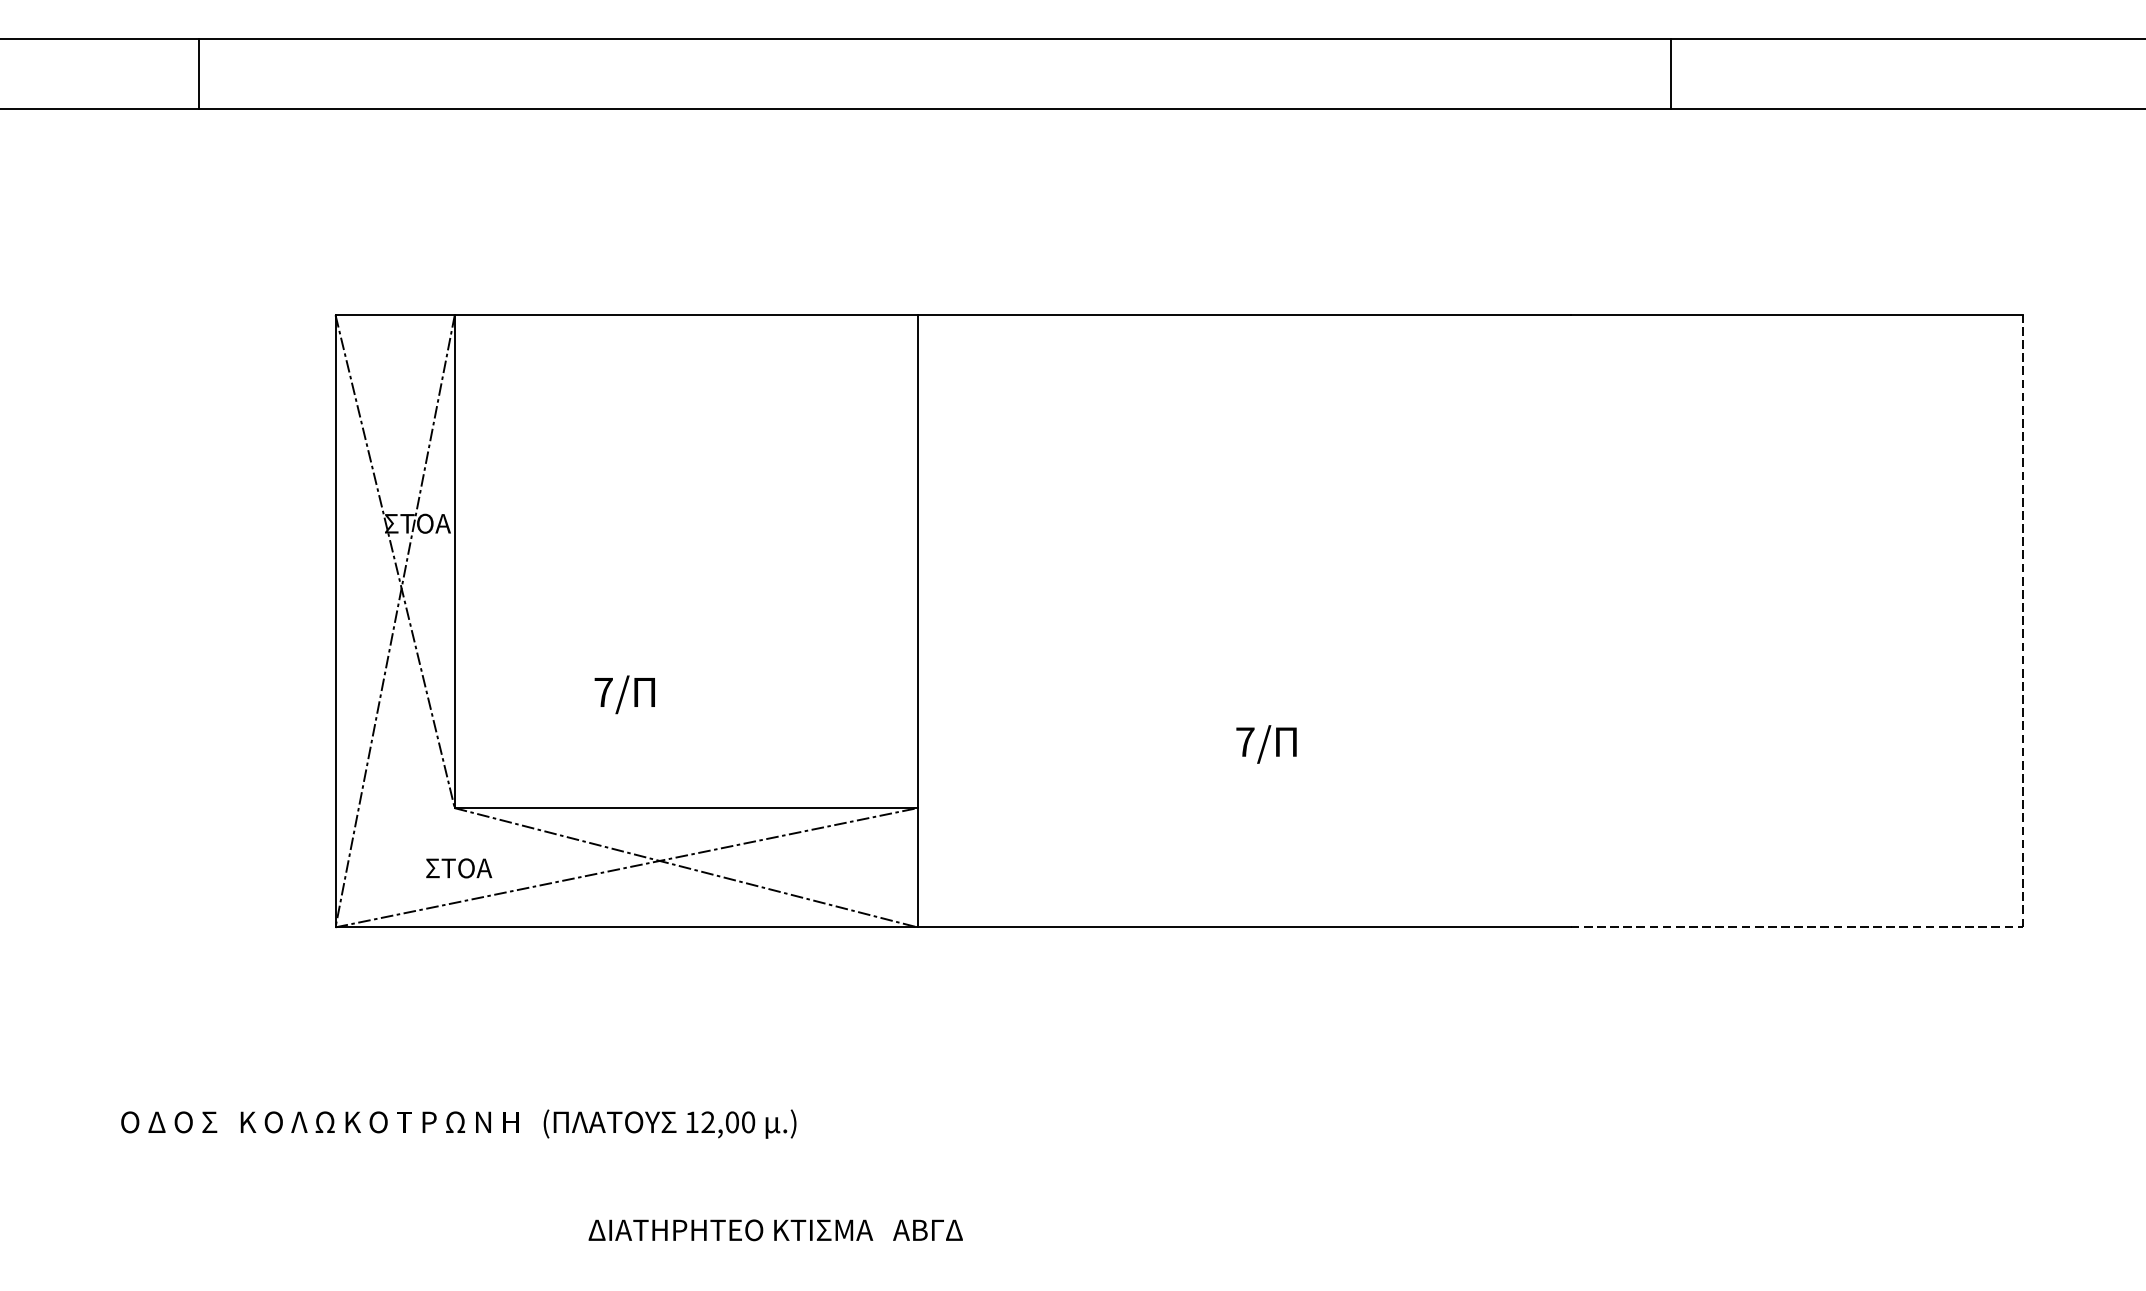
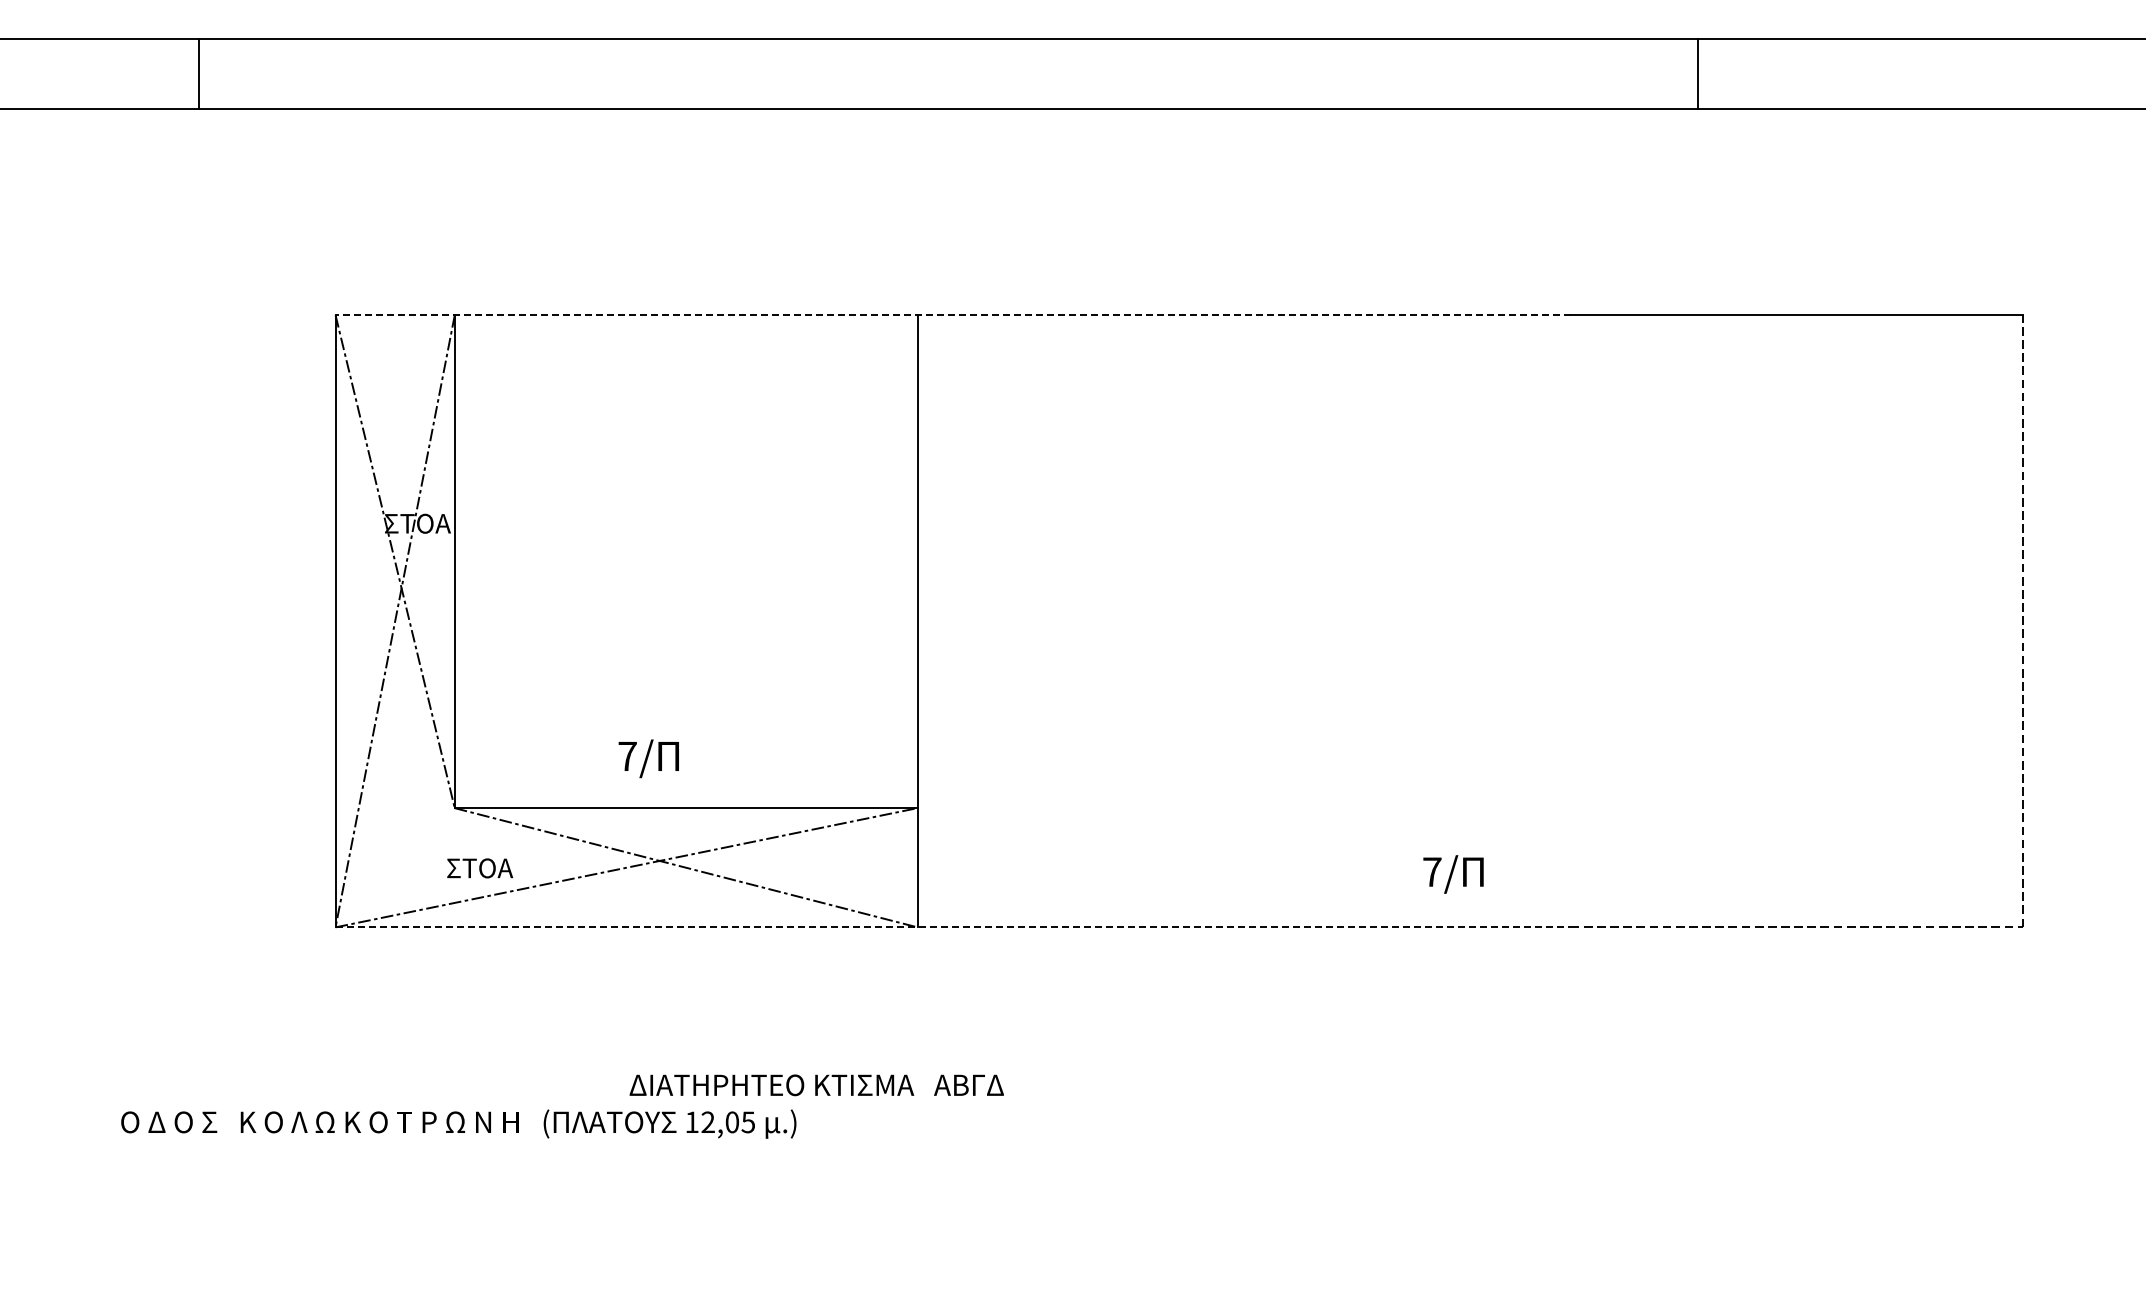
line position: (1671, 73) -> (1698, 73) (1698, 73)
line: solid -> dashed (953, 315)
text position: (624, 694) -> (648, 758) (648, 758)
text position: (1266, 744) -> (1453, 874) (1453, 874)
text position: (459, 868) -> (480, 868) (480, 868)
line: solid -> dashed (953, 927)
text: 12,00 -> 12,05 (748, 1122)
text position: (775, 1230) -> (816, 1085) (816, 1085)
